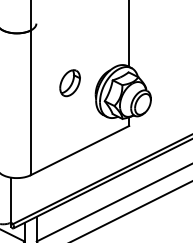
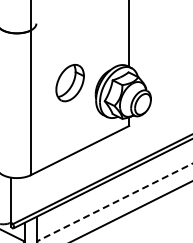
part size: 22x29 px -> 30x39 px (69, 83)
line: solid -> dashed (114, 202)
